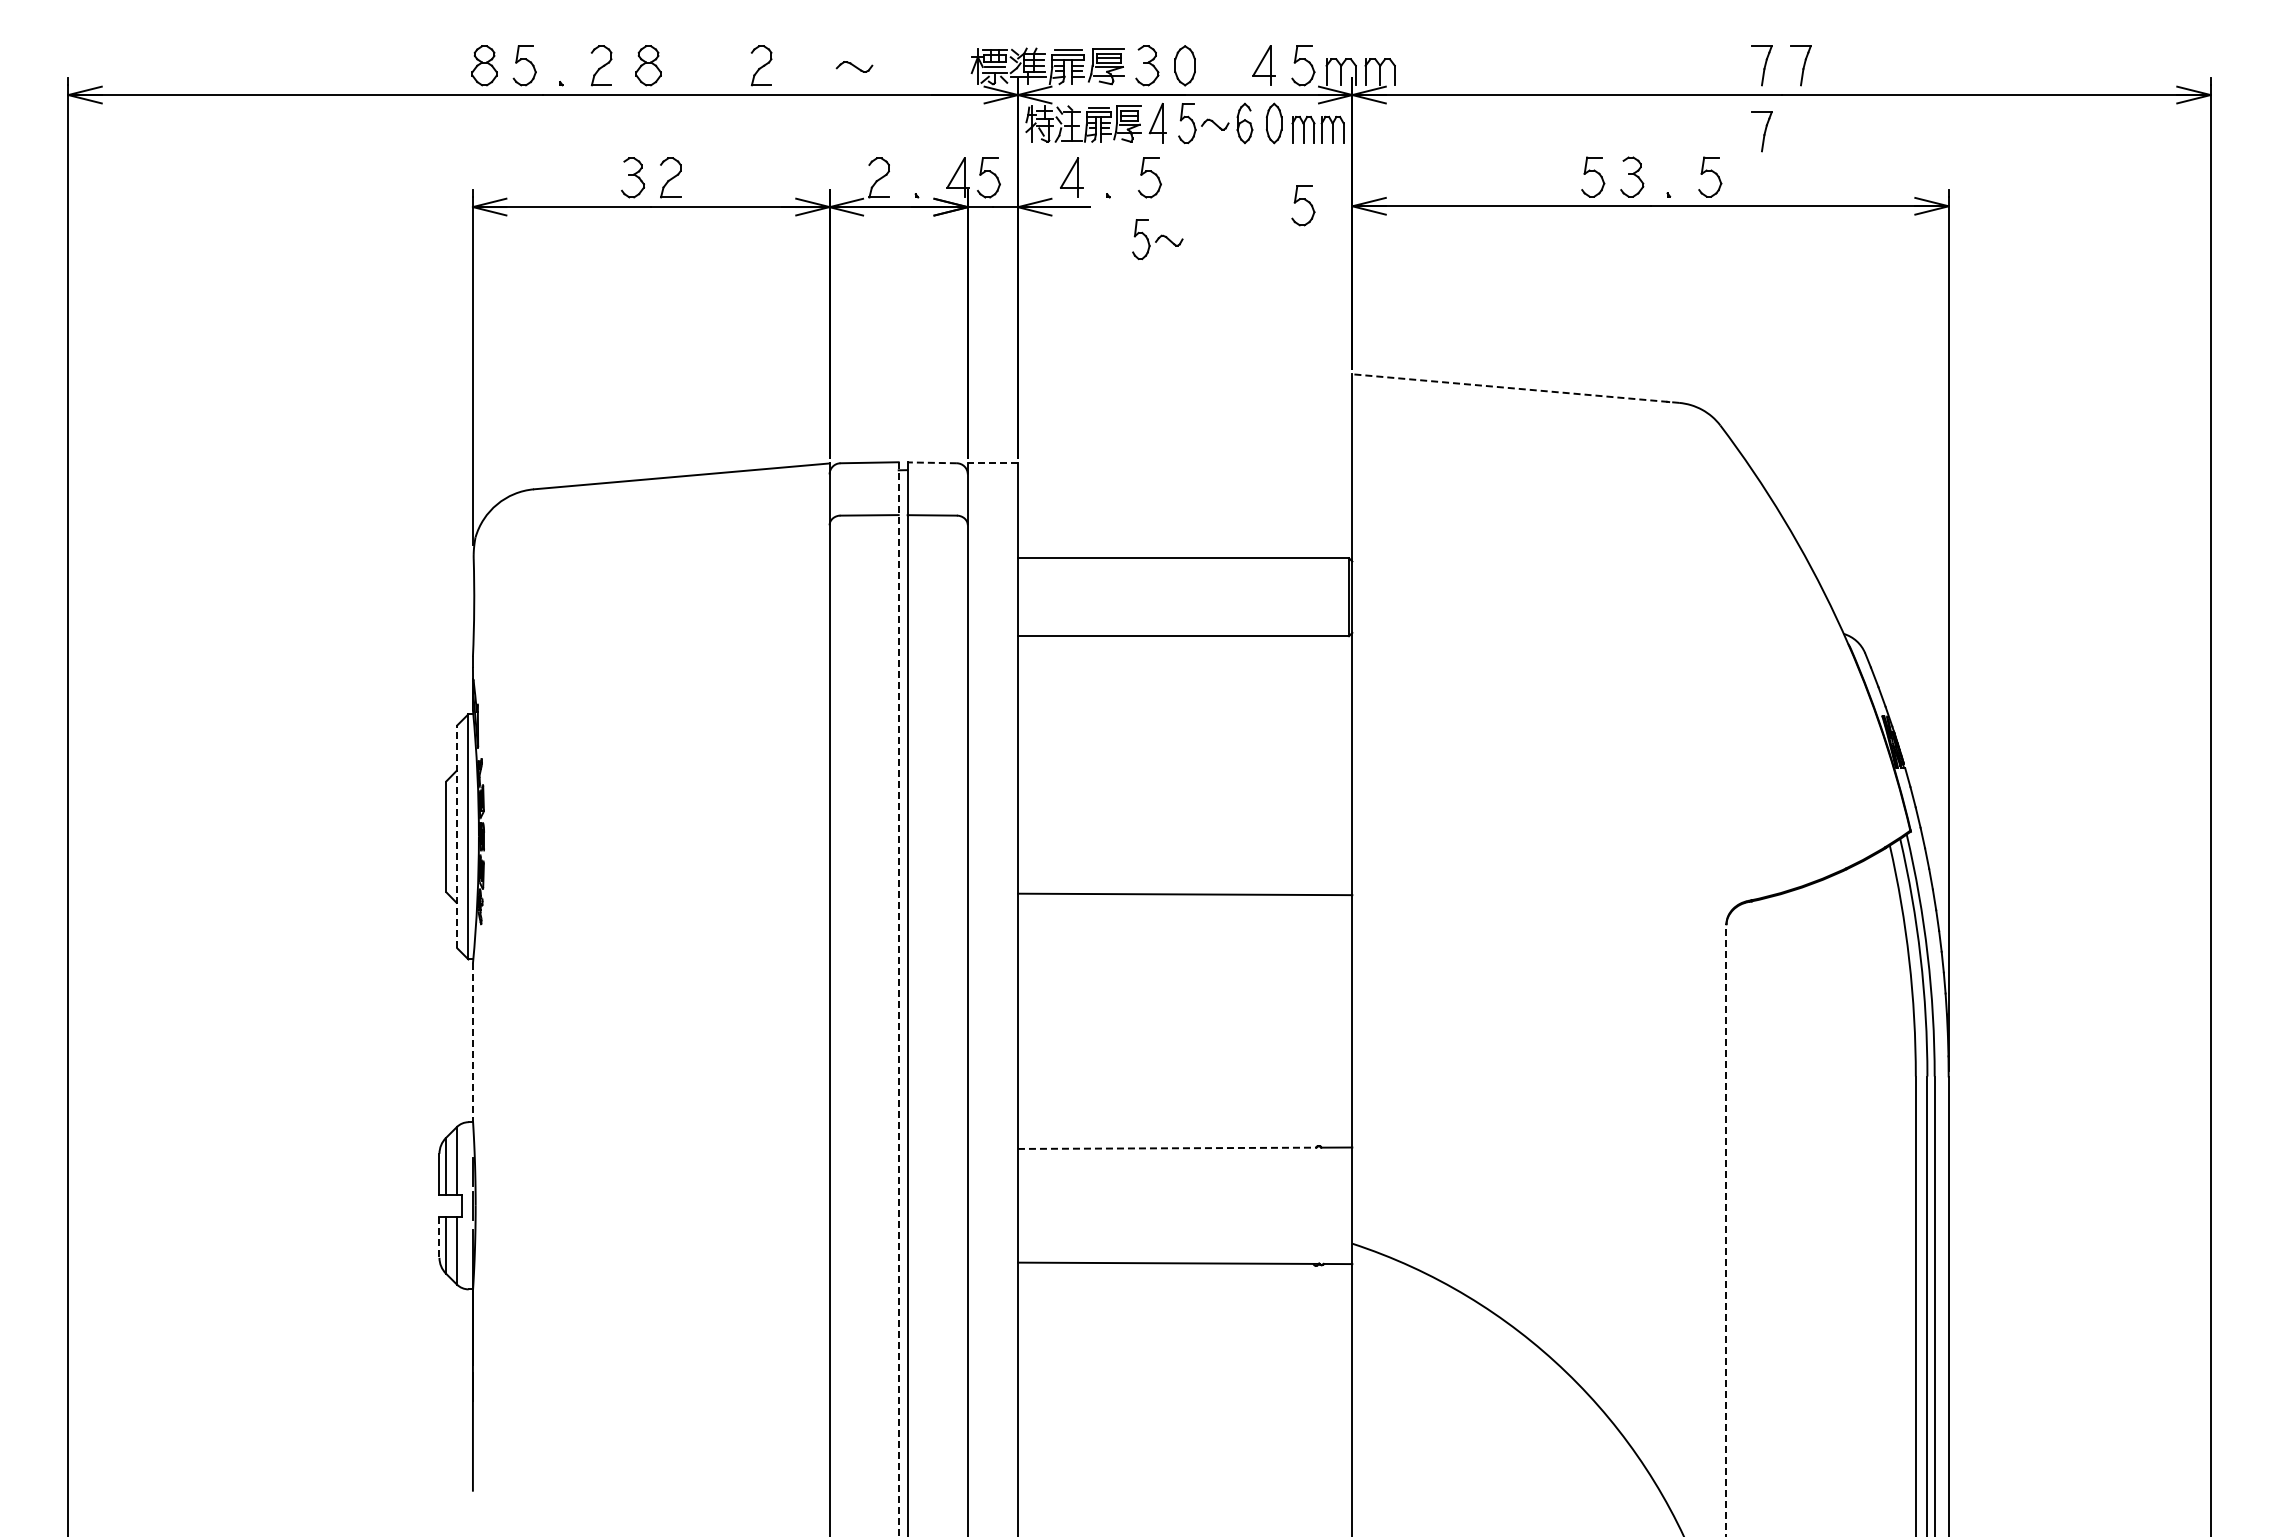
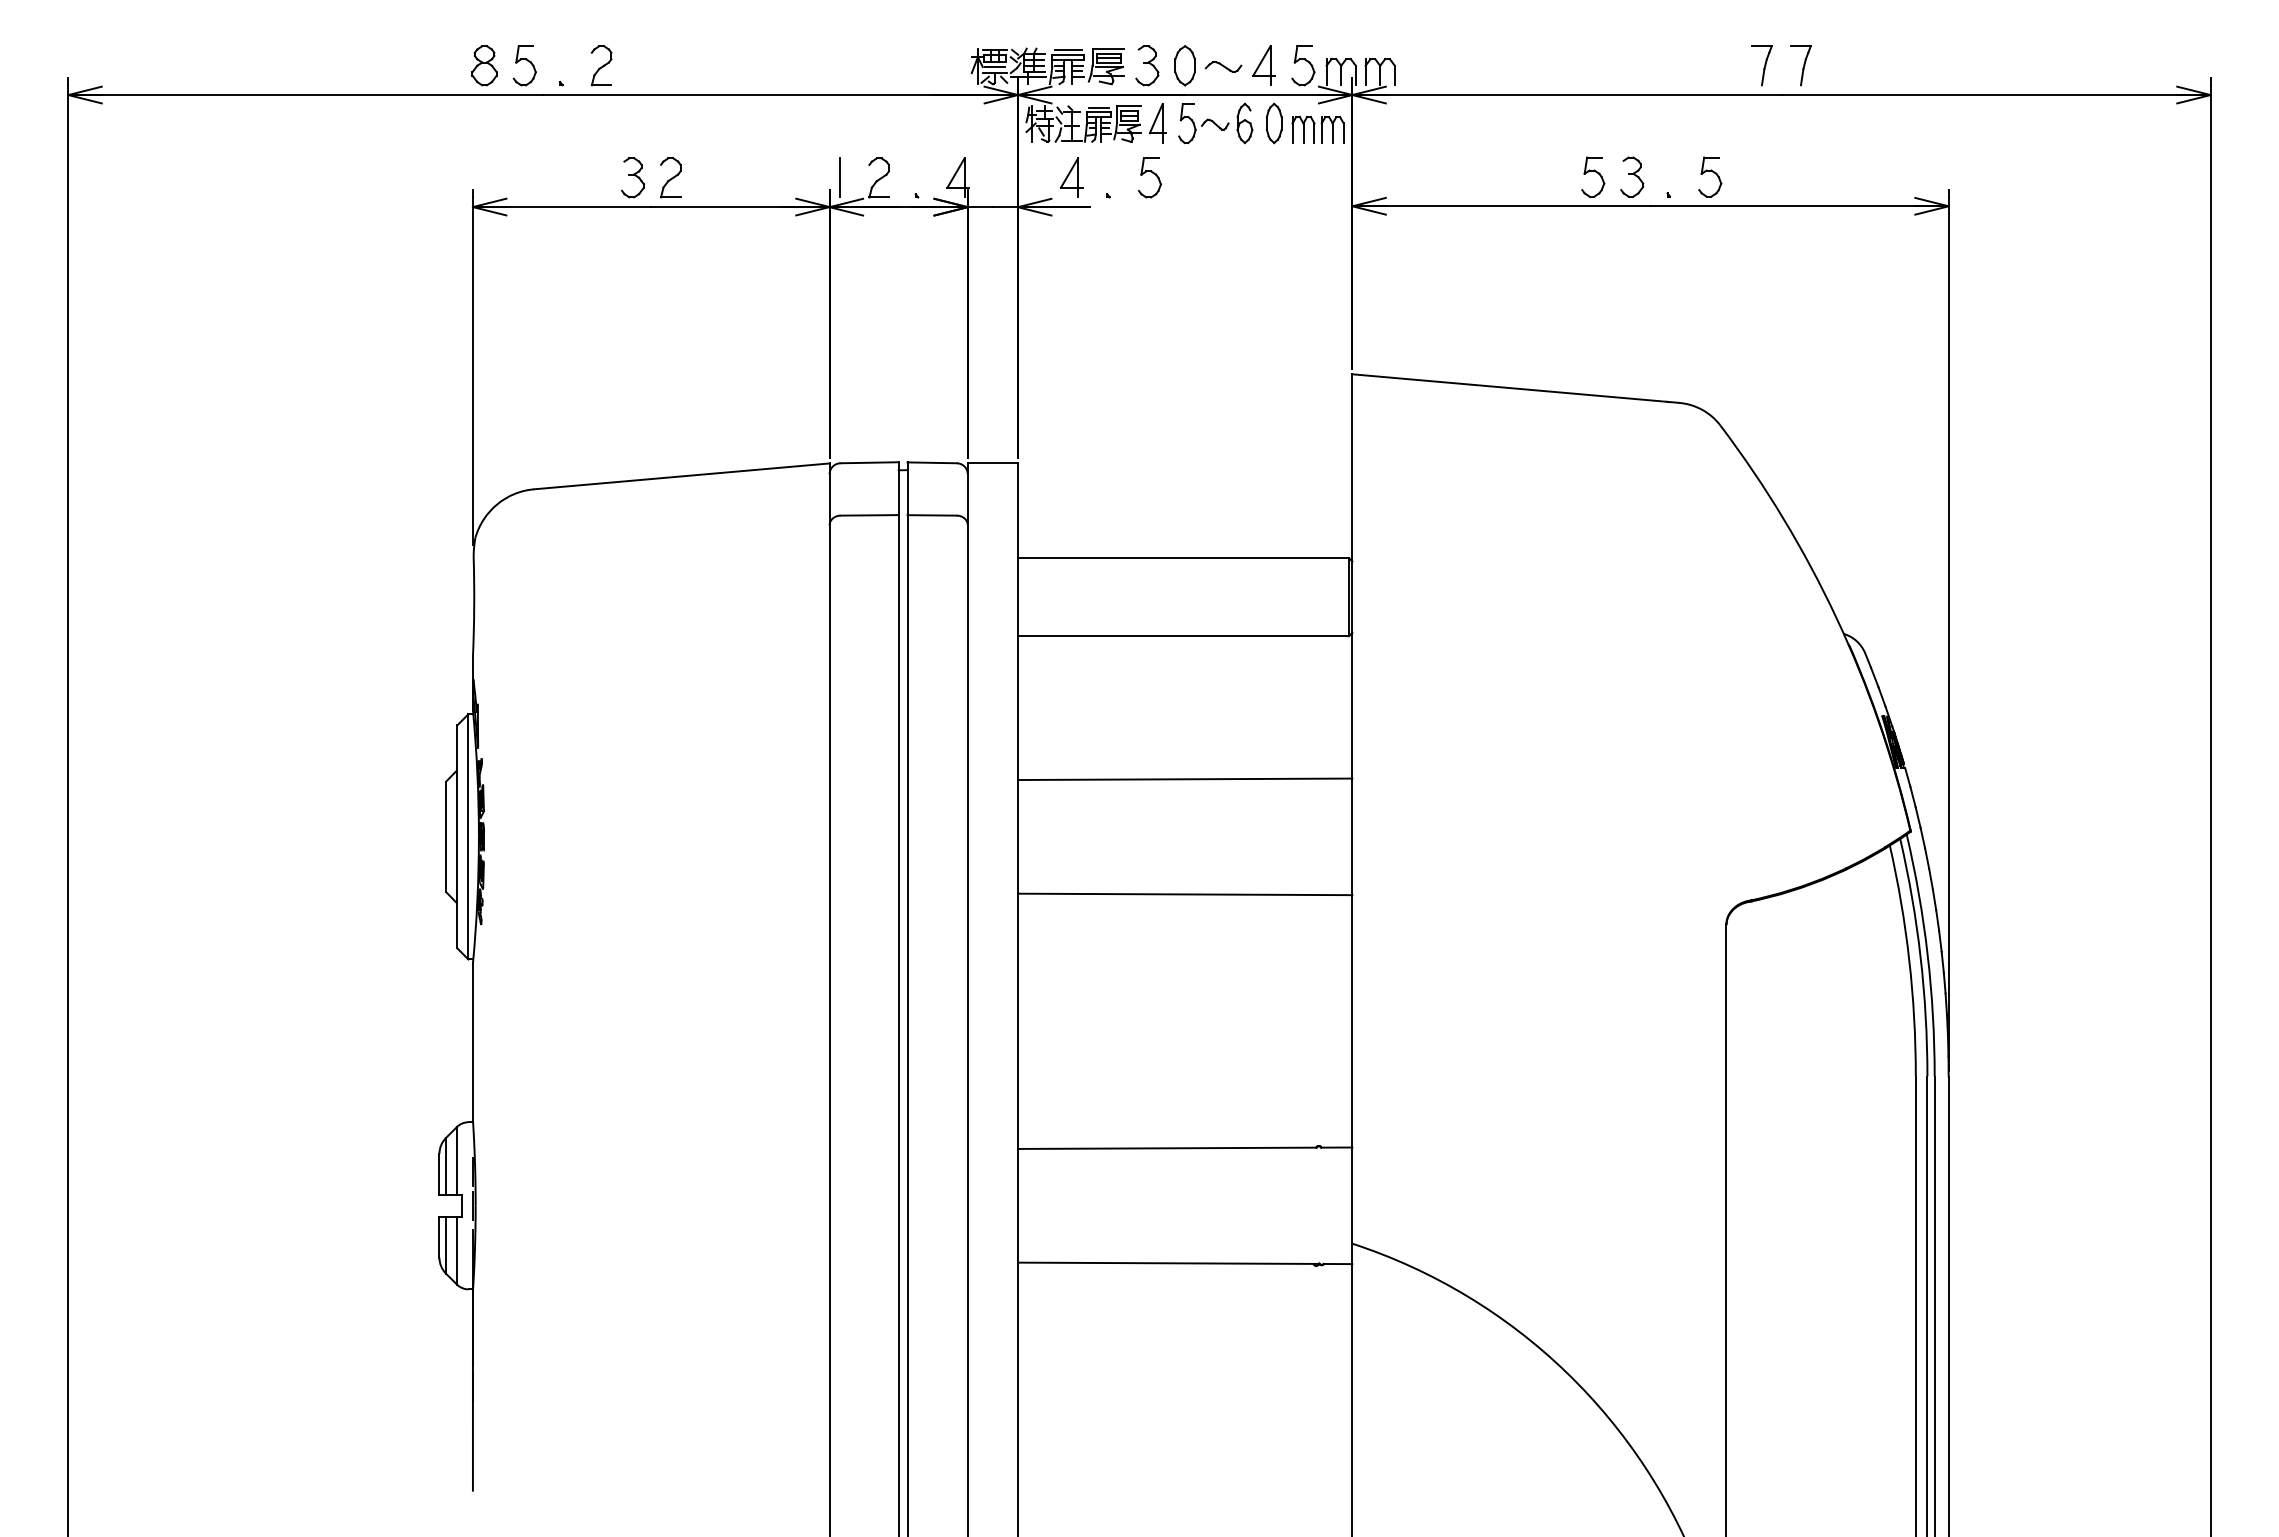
part: present -> none (648, 65)
part: present -> none (761, 65)
part position: (854, 66) -> (1223, 66) (1223, 66)
part: present -> none (1761, 131)
line: none -> present (840, 177)
part: present -> none (988, 177)
part: present -> none (1303, 205)
part: present -> none (1157, 239)
line: dashed -> solid (1515, 388)
line: dashed -> solid (932, 462)
line: dashed -> solid (992, 463)
line: none -> present (1184, 779)
line: dashed -> solid (457, 836)
line: dashed -> solid (898, 999)
line: dashed -> solid (472, 1041)
line: dashed -> solid (1167, 1148)
line: dashed -> solid (1726, 1230)
line: dashed -> solid (439, 1237)
